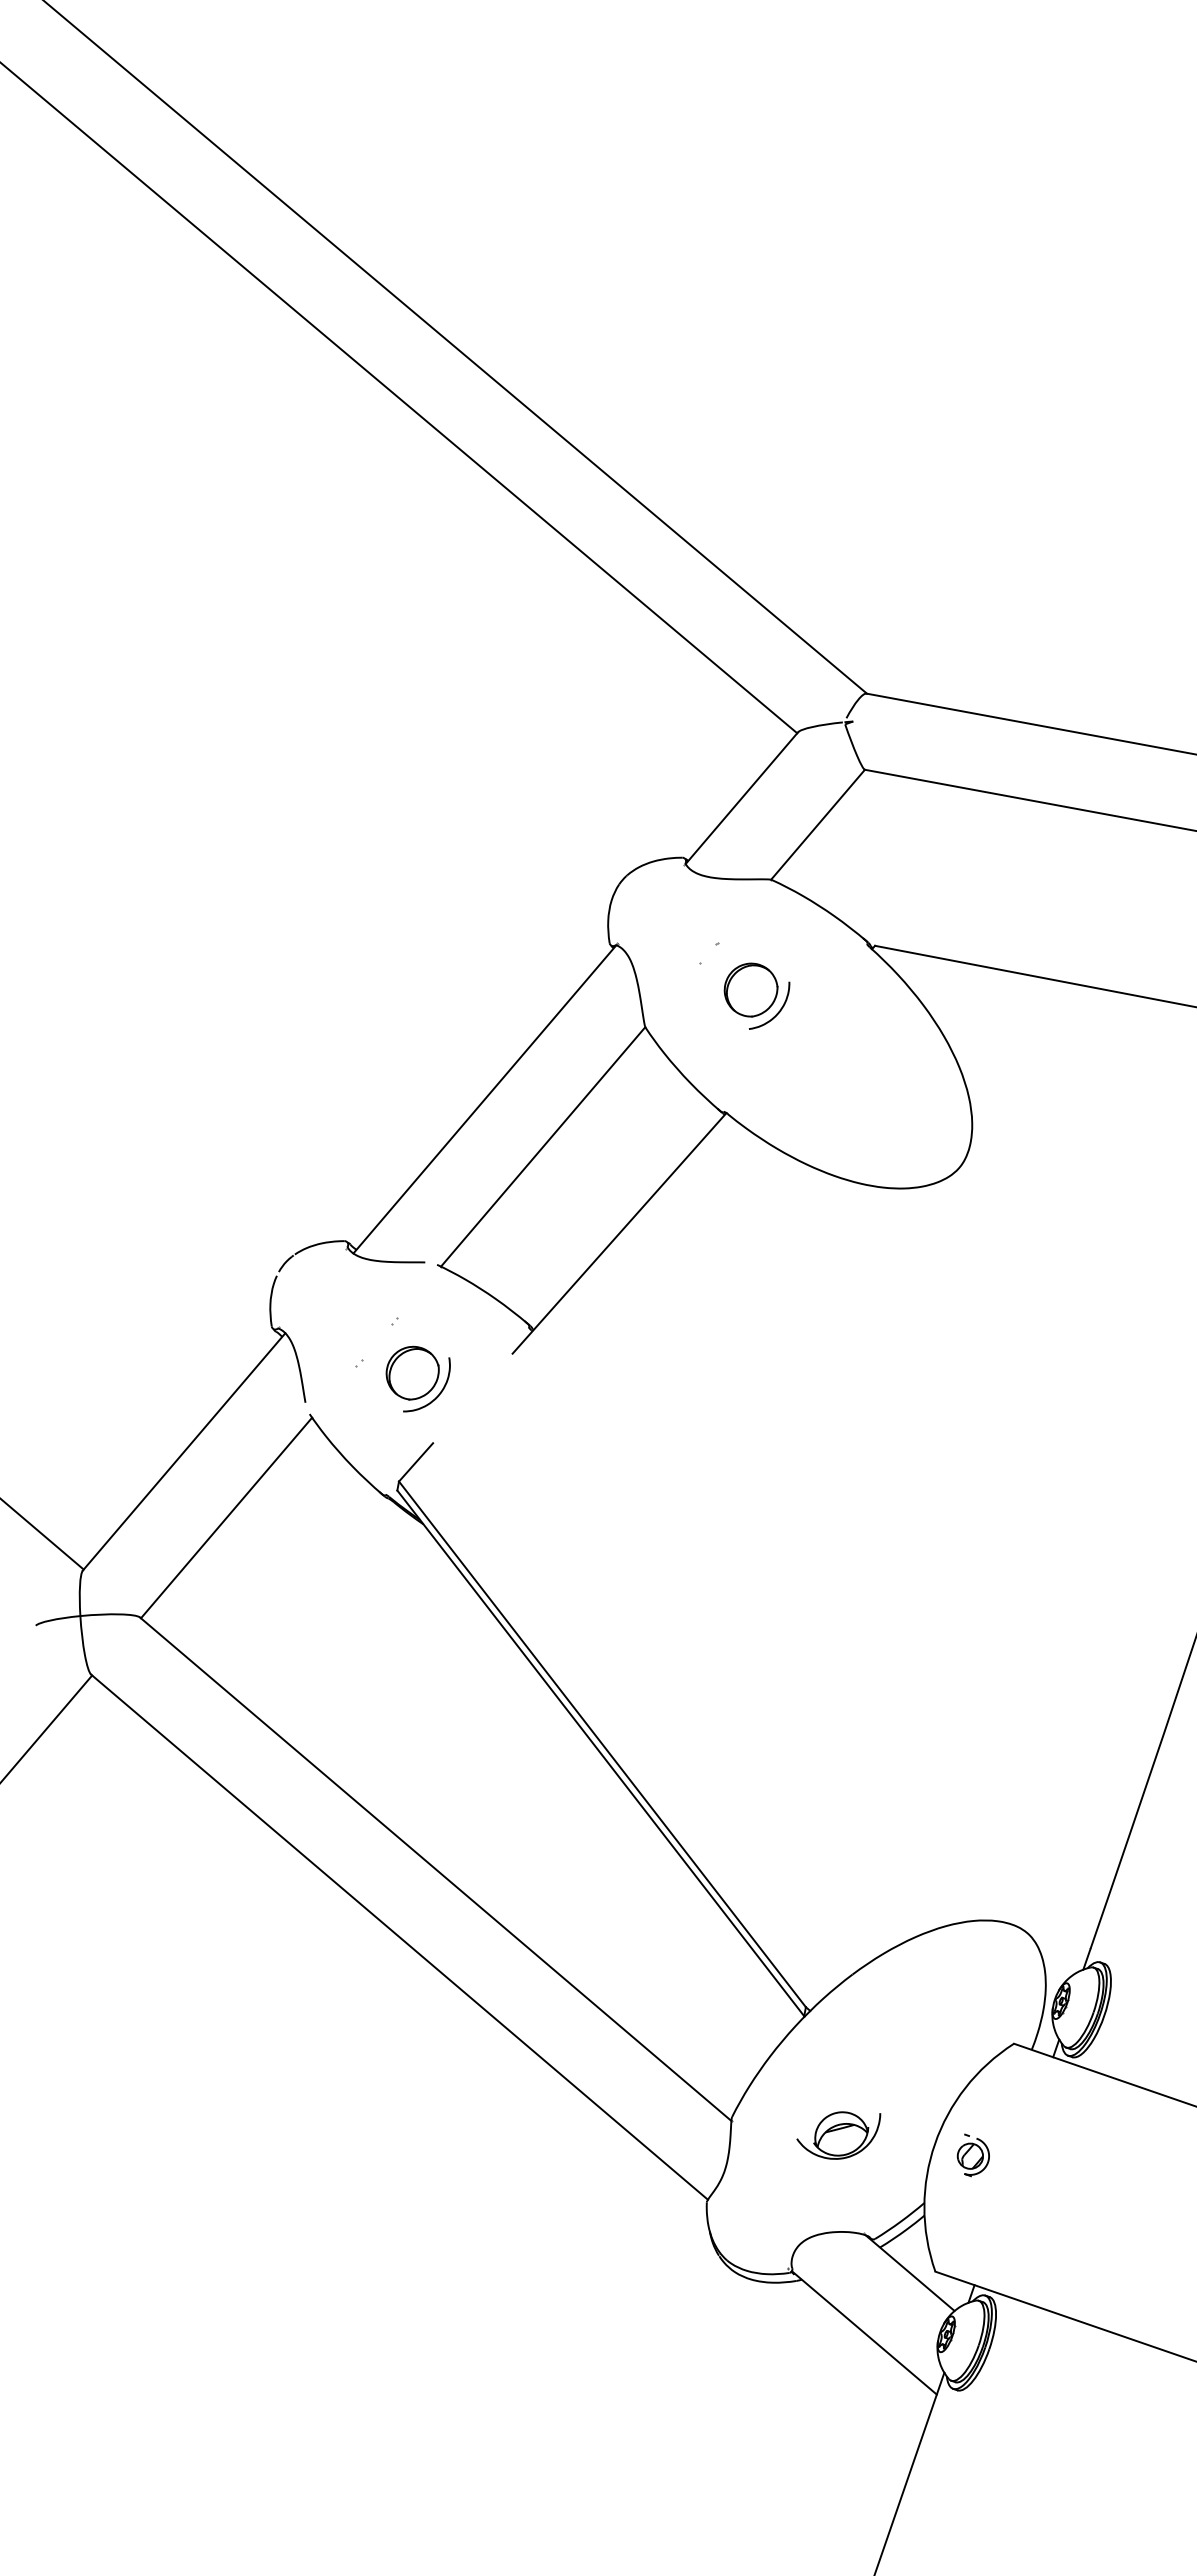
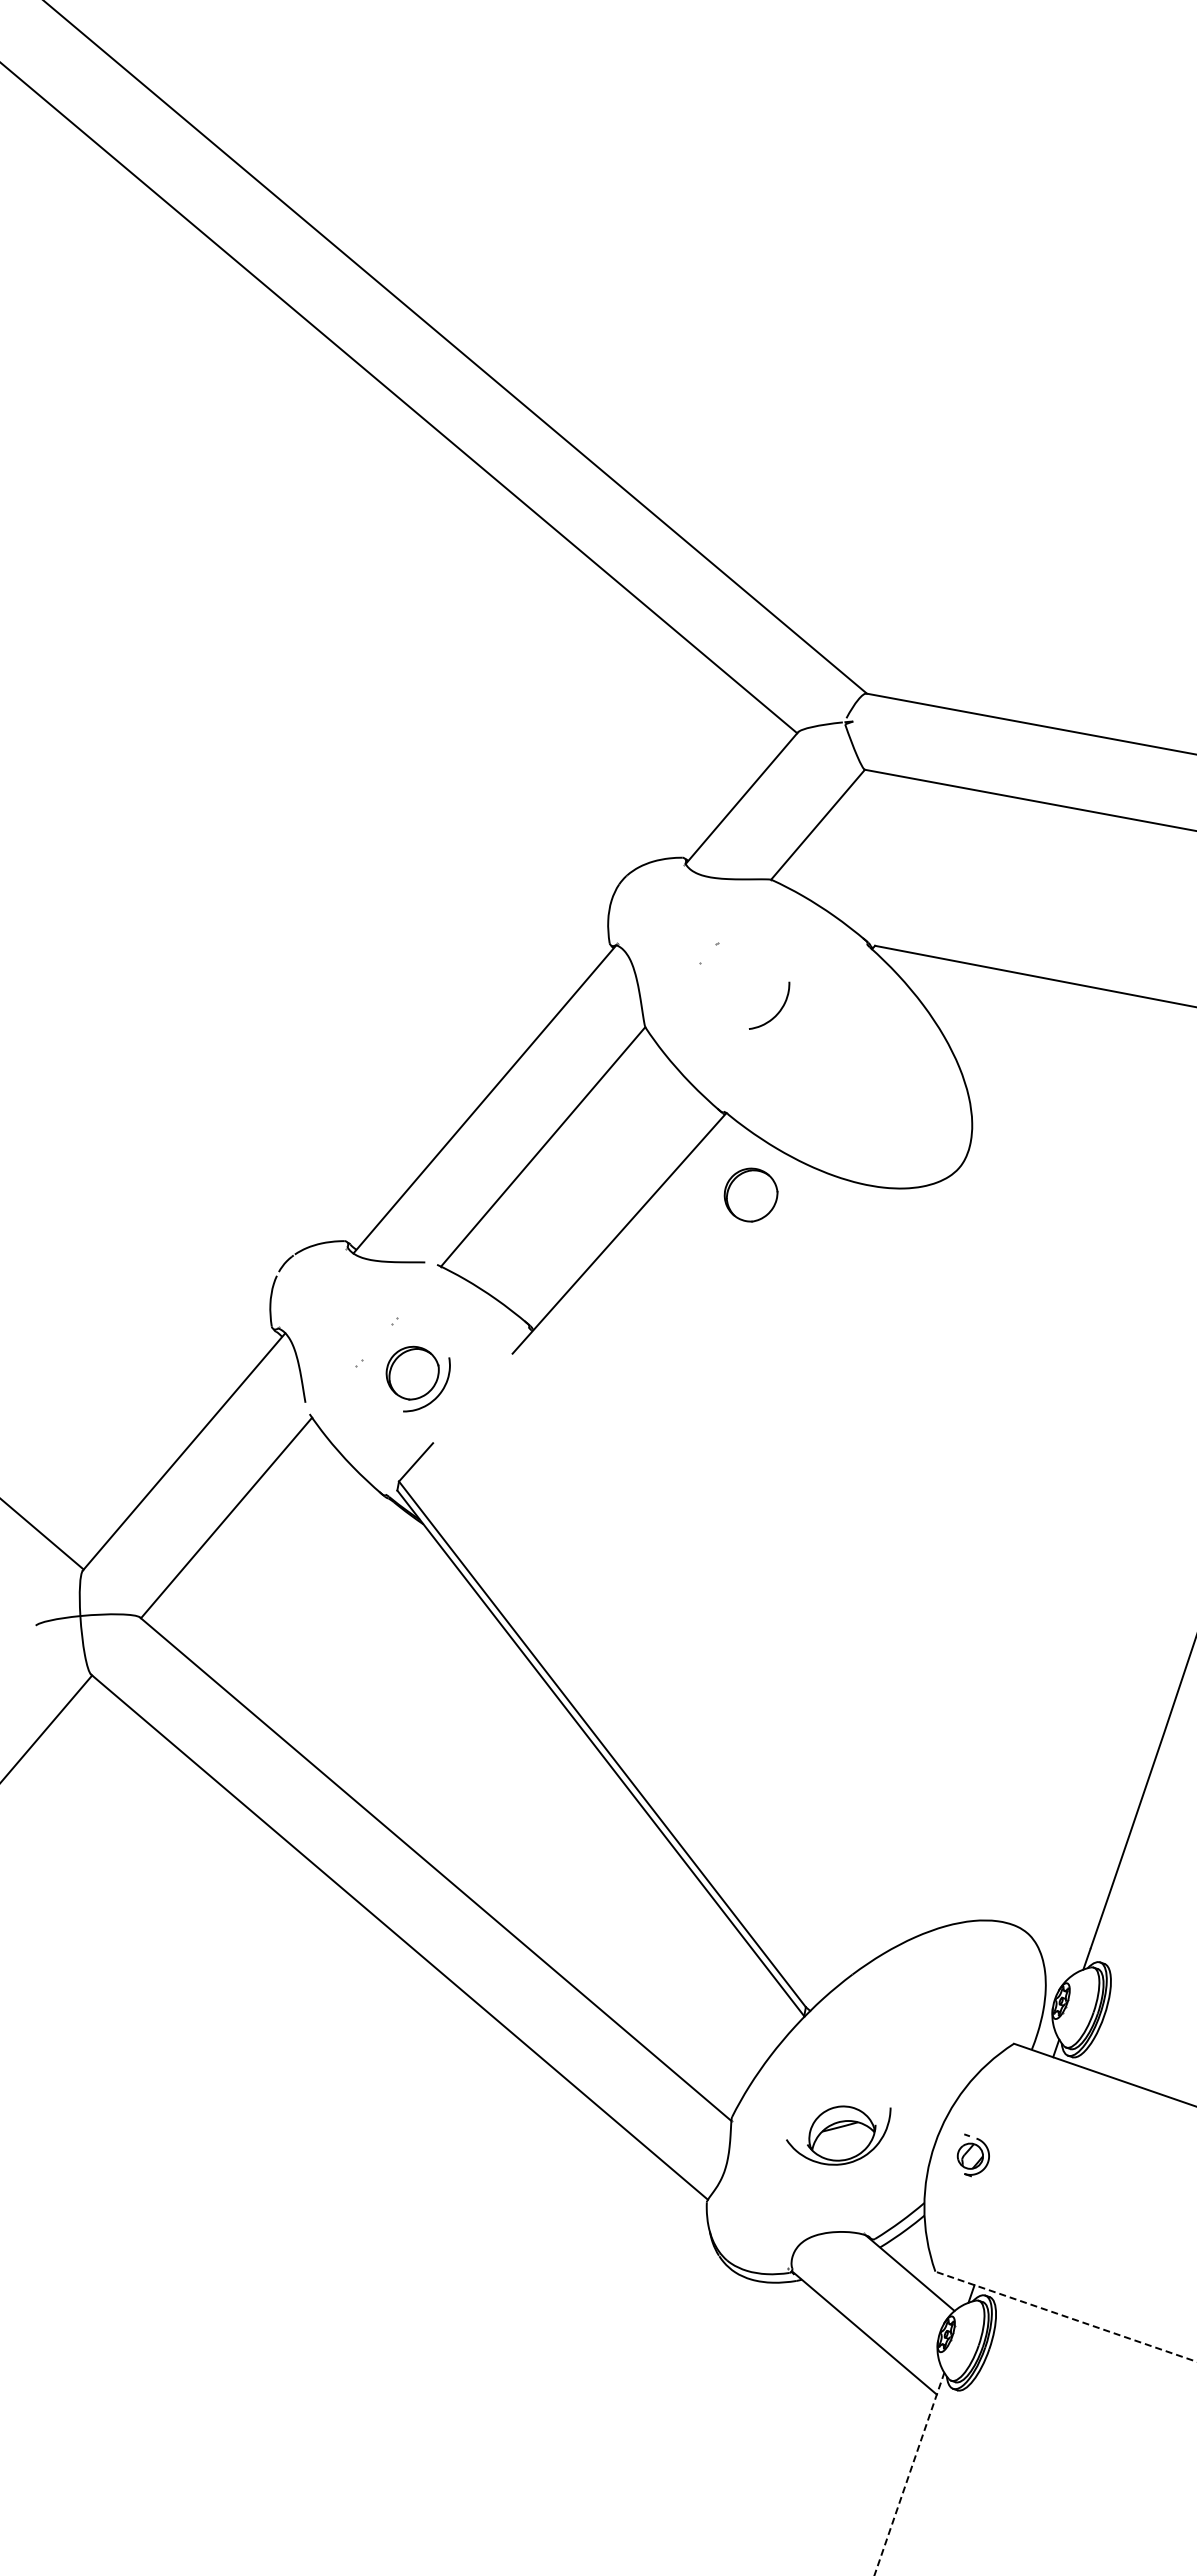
part position: (750, 989) -> (750, 1194) (750, 1194)
part size: 86x49 px -> 106x61 px (838, 2135)
line: solid -> dashed (1065, 2316)
line: solid -> dashed (909, 2473)
